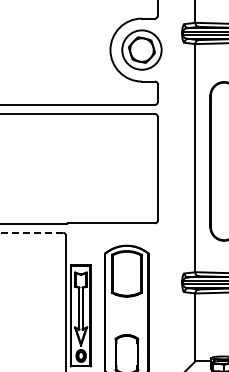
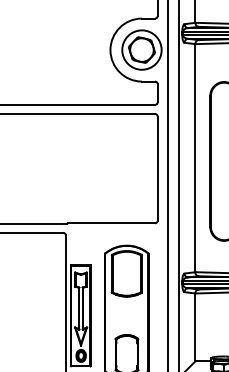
line: none -> present (168, 185)
line: none -> present (178, 185)
line: dashed -> solid (32, 232)
